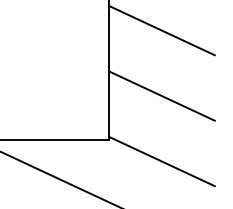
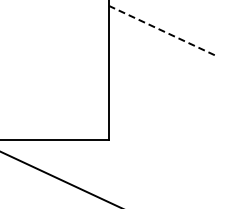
line: solid -> dashed (161, 30)
line: present -> none (161, 95)
line: present -> none (161, 161)
